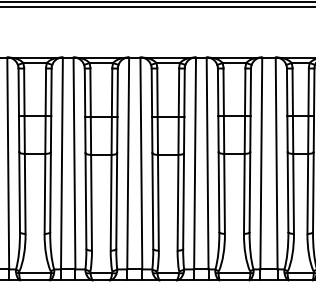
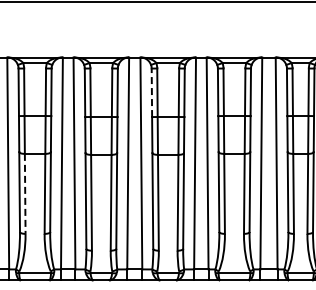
line: present -> none (157, 7)
line: solid -> dashed (151, 92)
line: solid -> dashed (25, 193)
